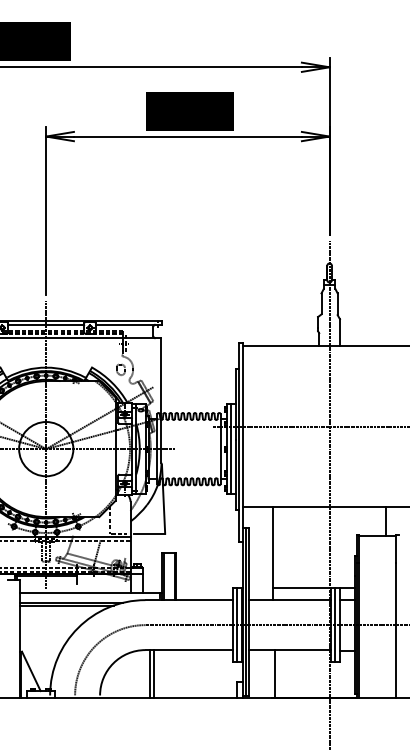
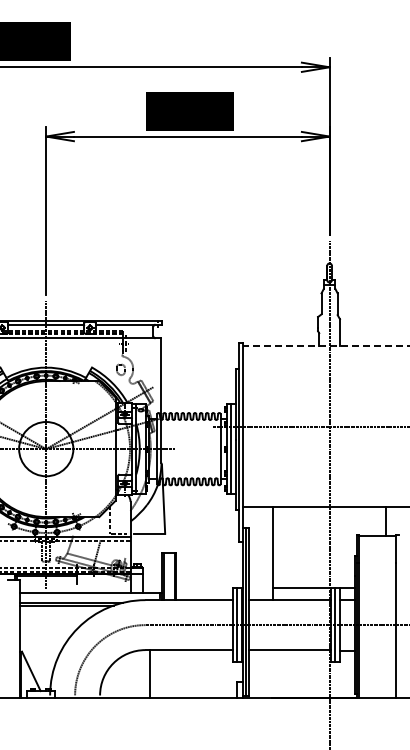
line: solid -> dashed (325, 345)
line: present -> none (153, 673)
line: present -> none (275, 673)
